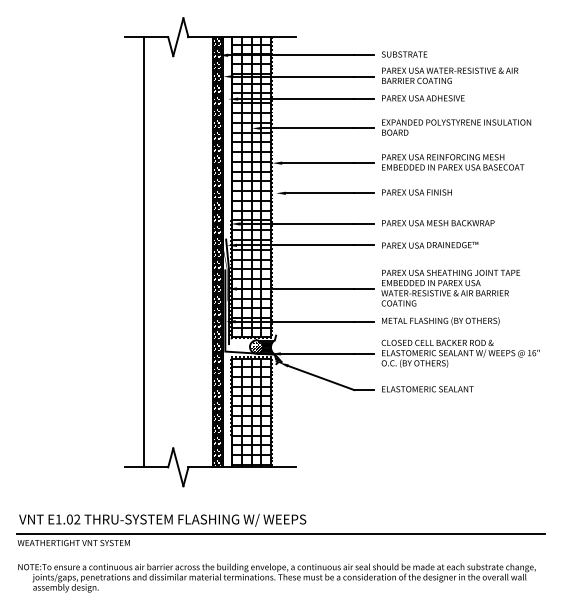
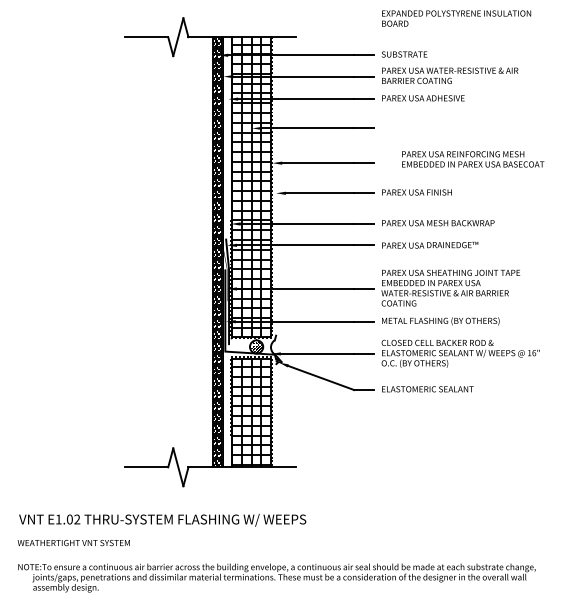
text position: (456, 127) -> (456, 18) (456, 18)
text position: (453, 162) -> (473, 159) (473, 159)
line: present -> none (144, 252)
hatch: present -> none (265, 347)
line: present -> none (280, 533)
